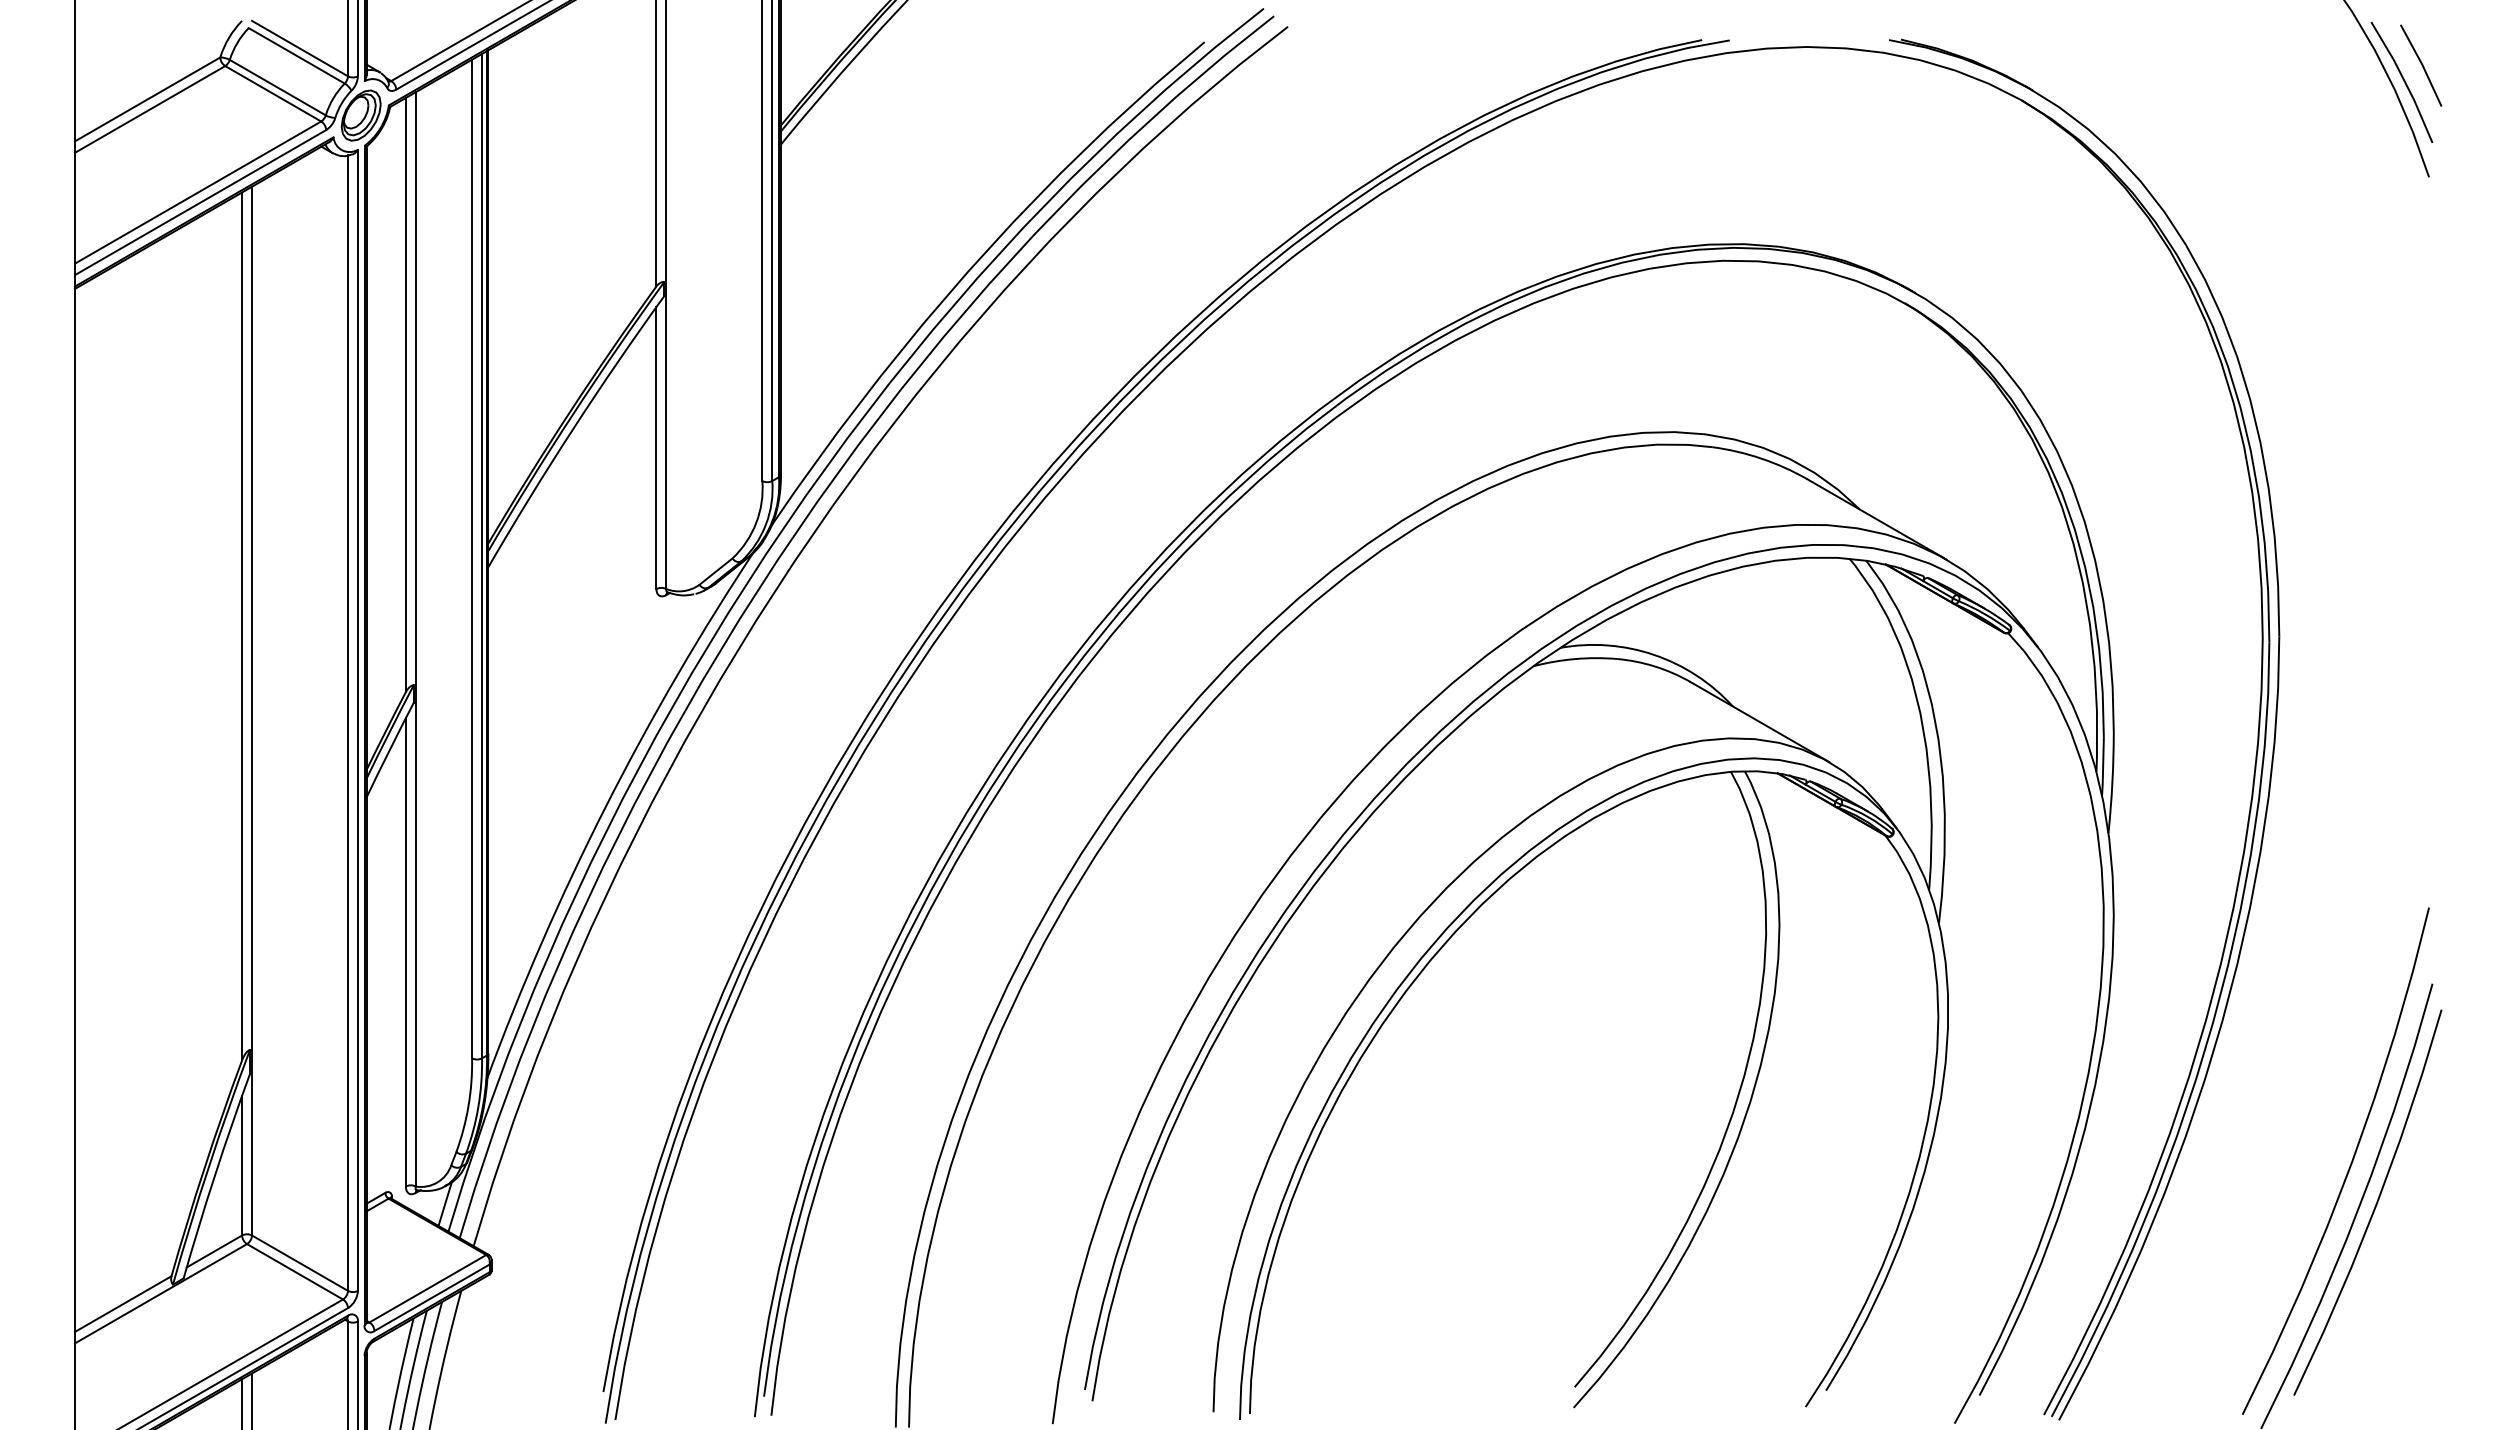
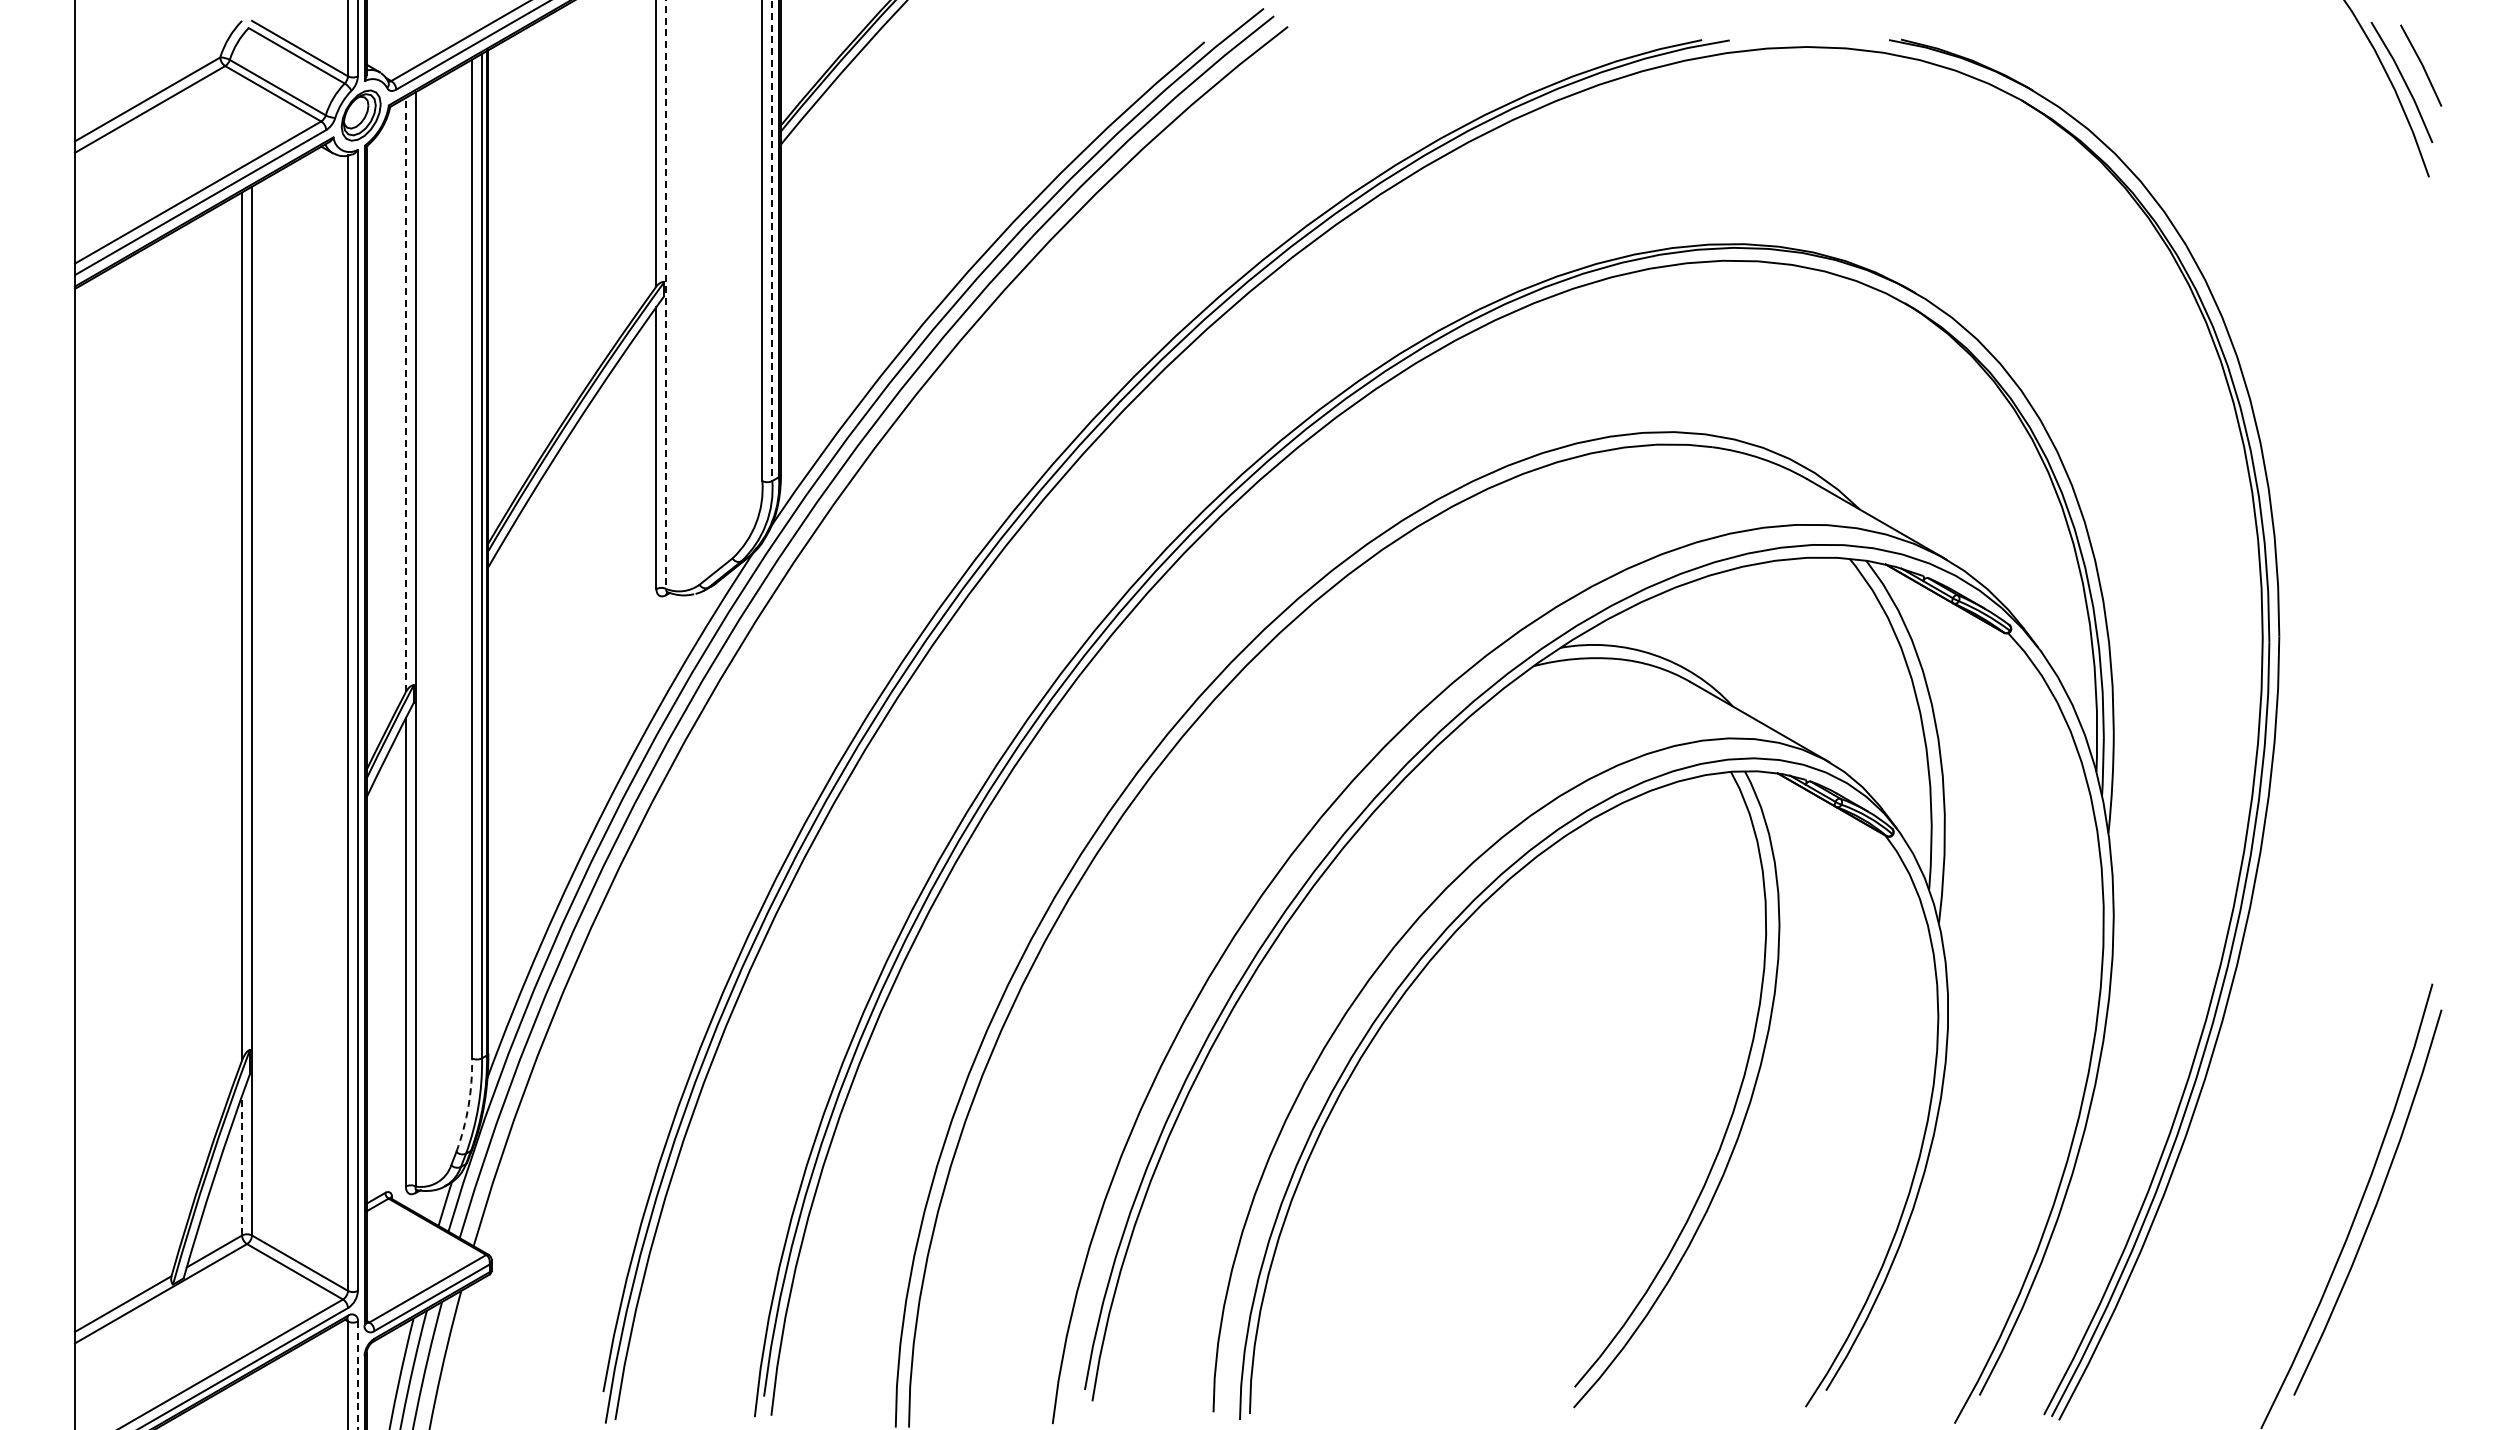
line: solid -> dashed (772, 241)
line: solid -> dashed (666, 295)
line: solid -> dashed (405, 394)
arc: solid -> dashed (468, 1105)
line: solid -> dashed (242, 1165)
curve: present -> none (2349, 1165)
line: solid -> dashed (357, 1375)
line: present -> none (252, 1399)
line: present -> none (242, 1402)
